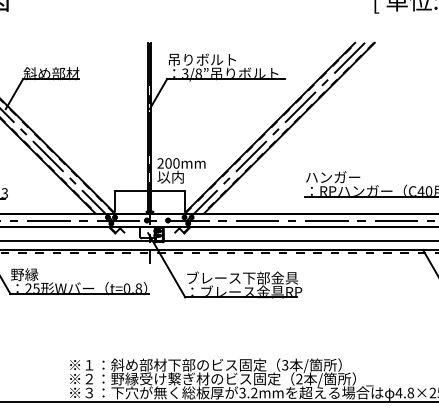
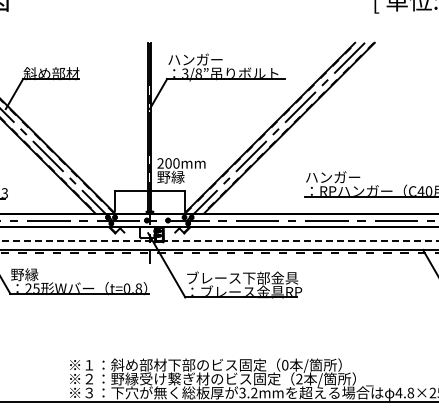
text: 吊りボルト -> ハンガー (201, 59)
text: 以内 -> 野縁 (170, 176)
line: solid -> dashed (77, 241)
line: solid -> dashed (299, 241)
text: 3 -> 0 (285, 365)
